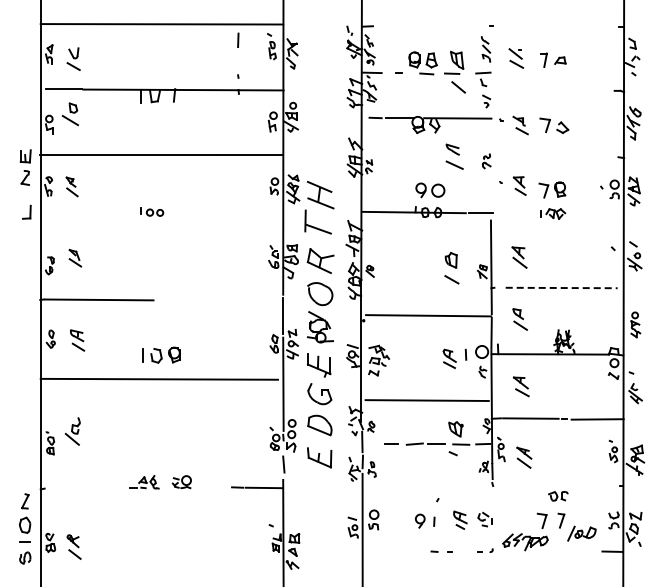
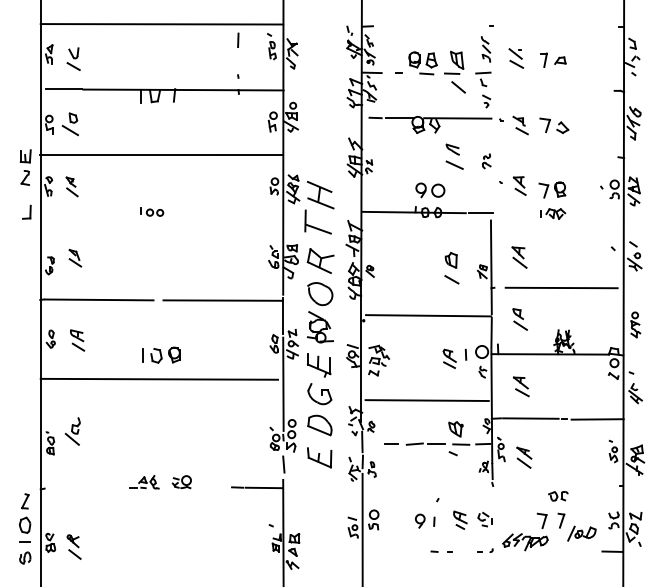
part position: (69, 114) -> (69, 124) (69, 124)
line: dashed -> solid (561, 288)
line: none -> present (222, 300)
